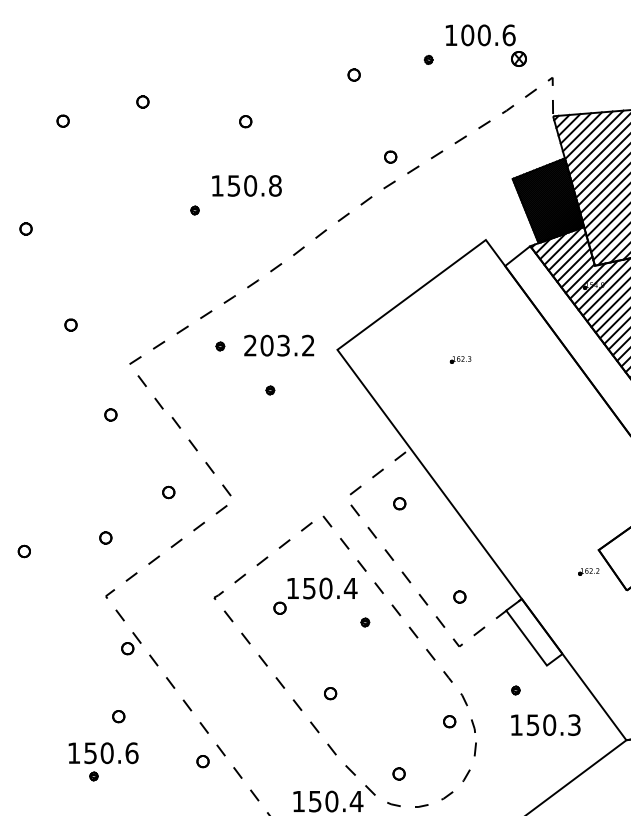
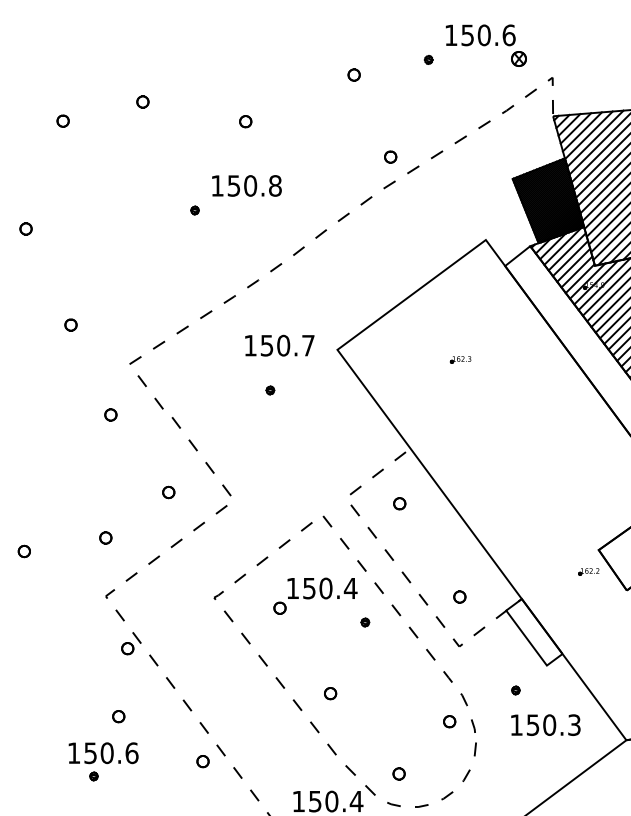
text: 100.6 -> 150.6 (467, 35)
text: 203.2 -> 150.7 (279, 345)
part: present -> none (220, 346)
